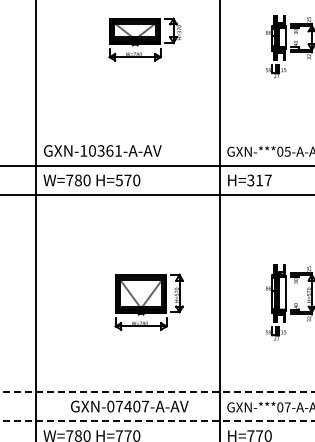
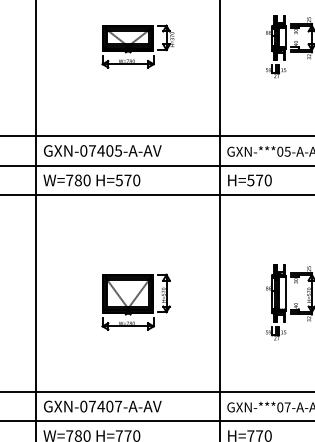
part position: (144, 39) -> (137, 46) (137, 46)
line: none -> present (156, 136)
text: GXN-10361-A-AV -> GXN-07405-A-AV (100, 150)
text: H=317 -> H=570 (259, 180)
part position: (148, 301) -> (135, 301) (135, 301)
line: dashed -> solid (157, 391)
text position: (129, 406) -> (102, 406) (102, 406)
line: dashed -> solid (157, 421)
